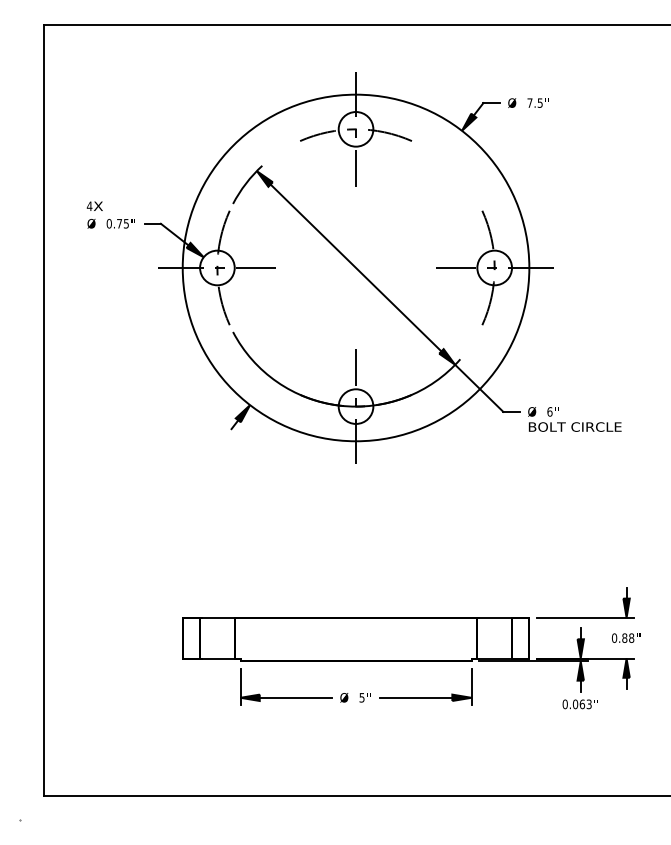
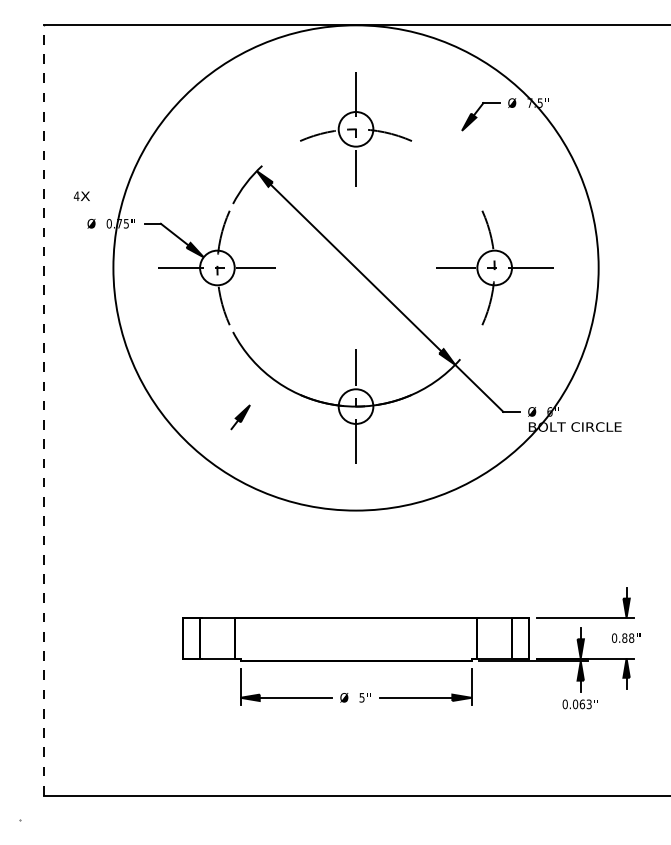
text position: (94, 205) -> (81, 195) (81, 195)
circle diameter: 347 px -> 485 px (355, 267)
line: solid -> dashed (44, 409)
